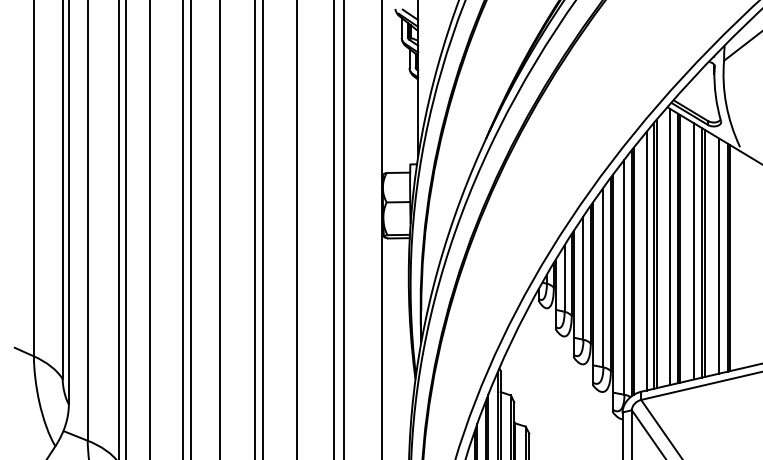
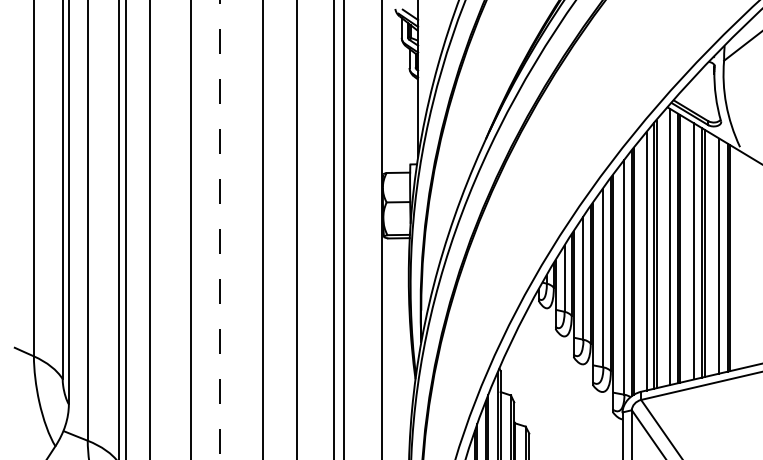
line: present -> none (182, 229)
line: solid -> dashed (219, 229)
line: present -> none (254, 229)
